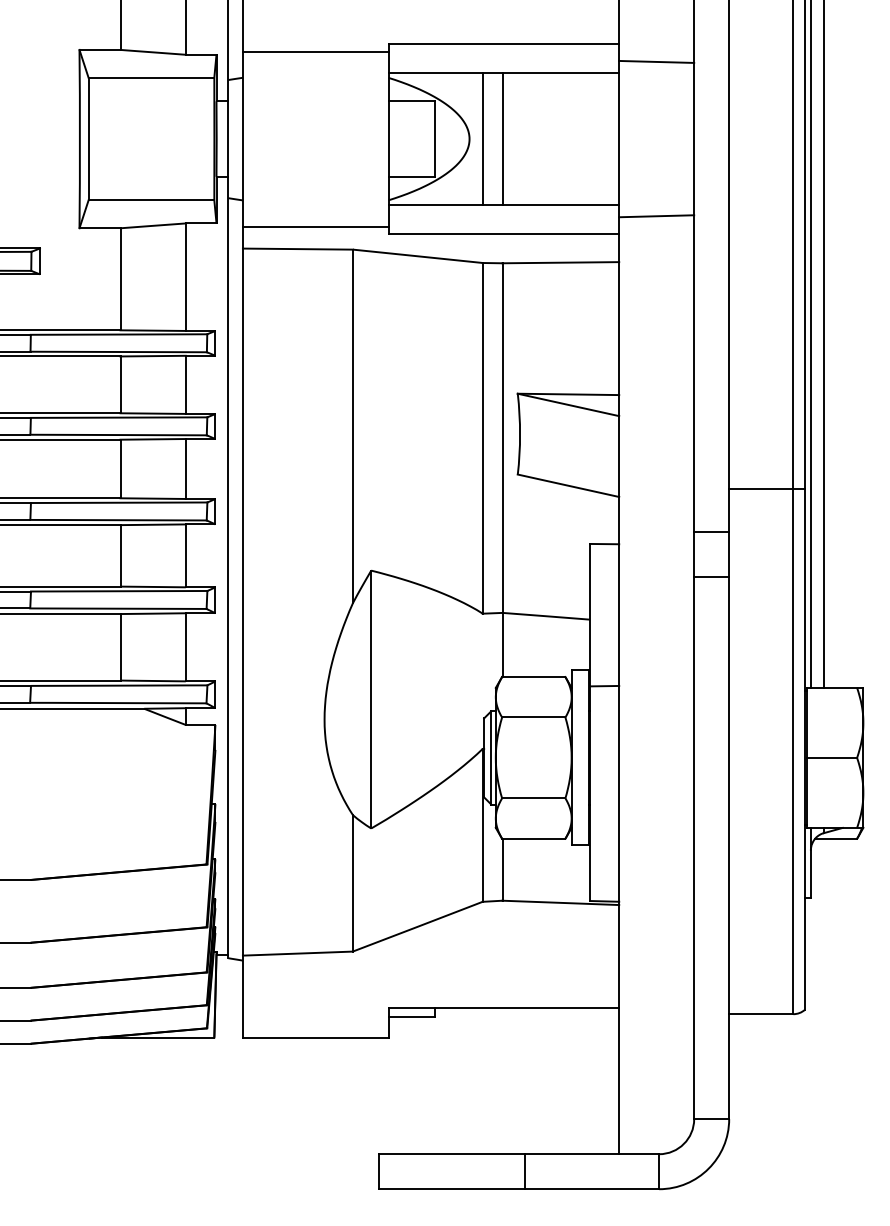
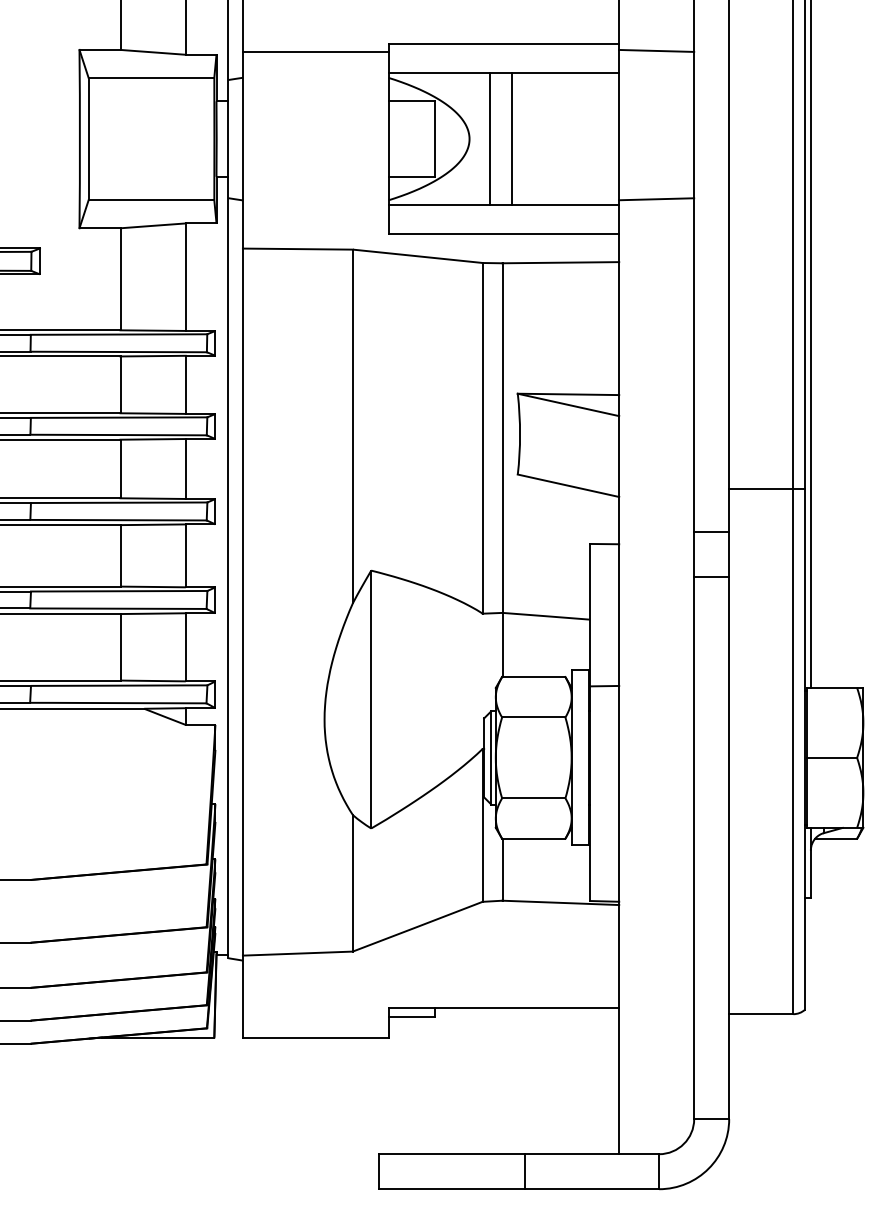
line position: (656, 61) -> (656, 50) (656, 50)
line position: (482, 138) -> (489, 138) (489, 138)
line position: (502, 138) -> (511, 138) (511, 138)
line position: (656, 216) -> (656, 199) (656, 199)
line: present -> none (315, 226)
line: present -> none (823, 344)
